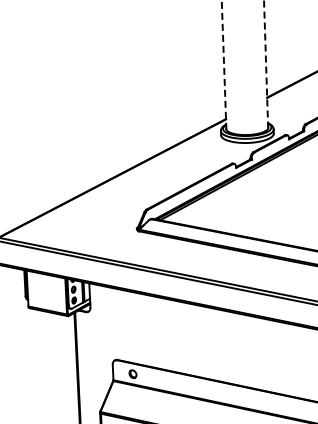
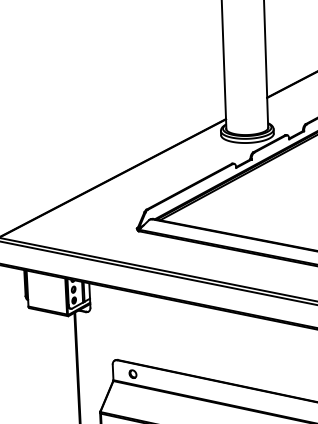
line: dashed -> solid (266, 64)
line: dashed -> solid (224, 65)
